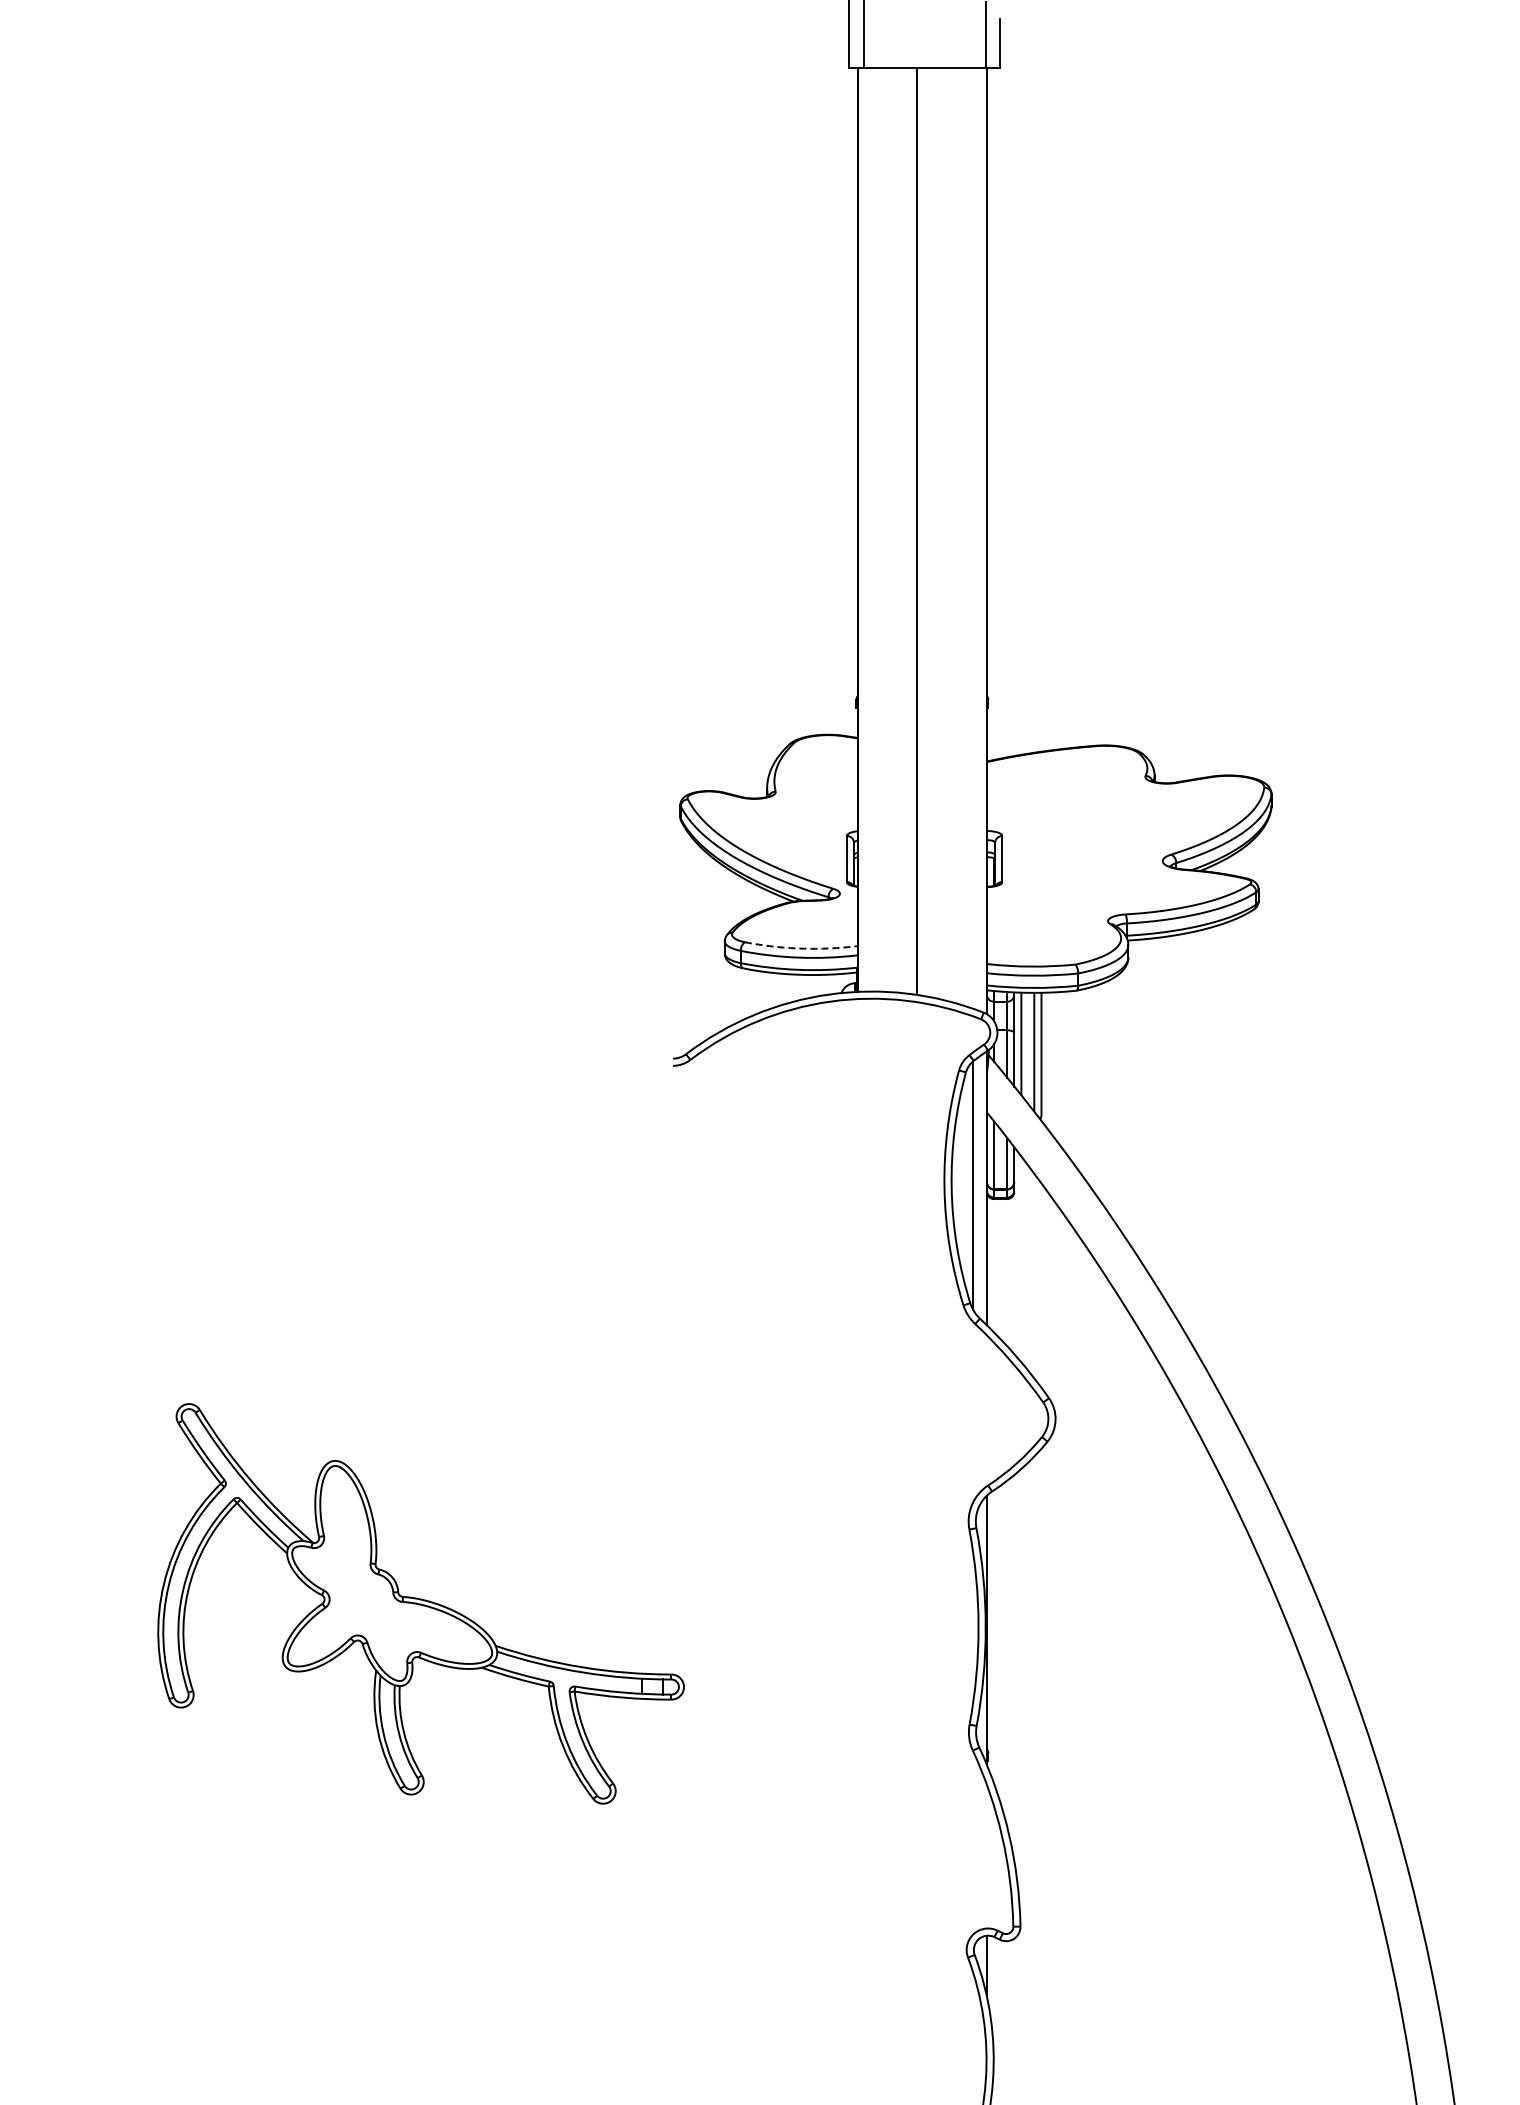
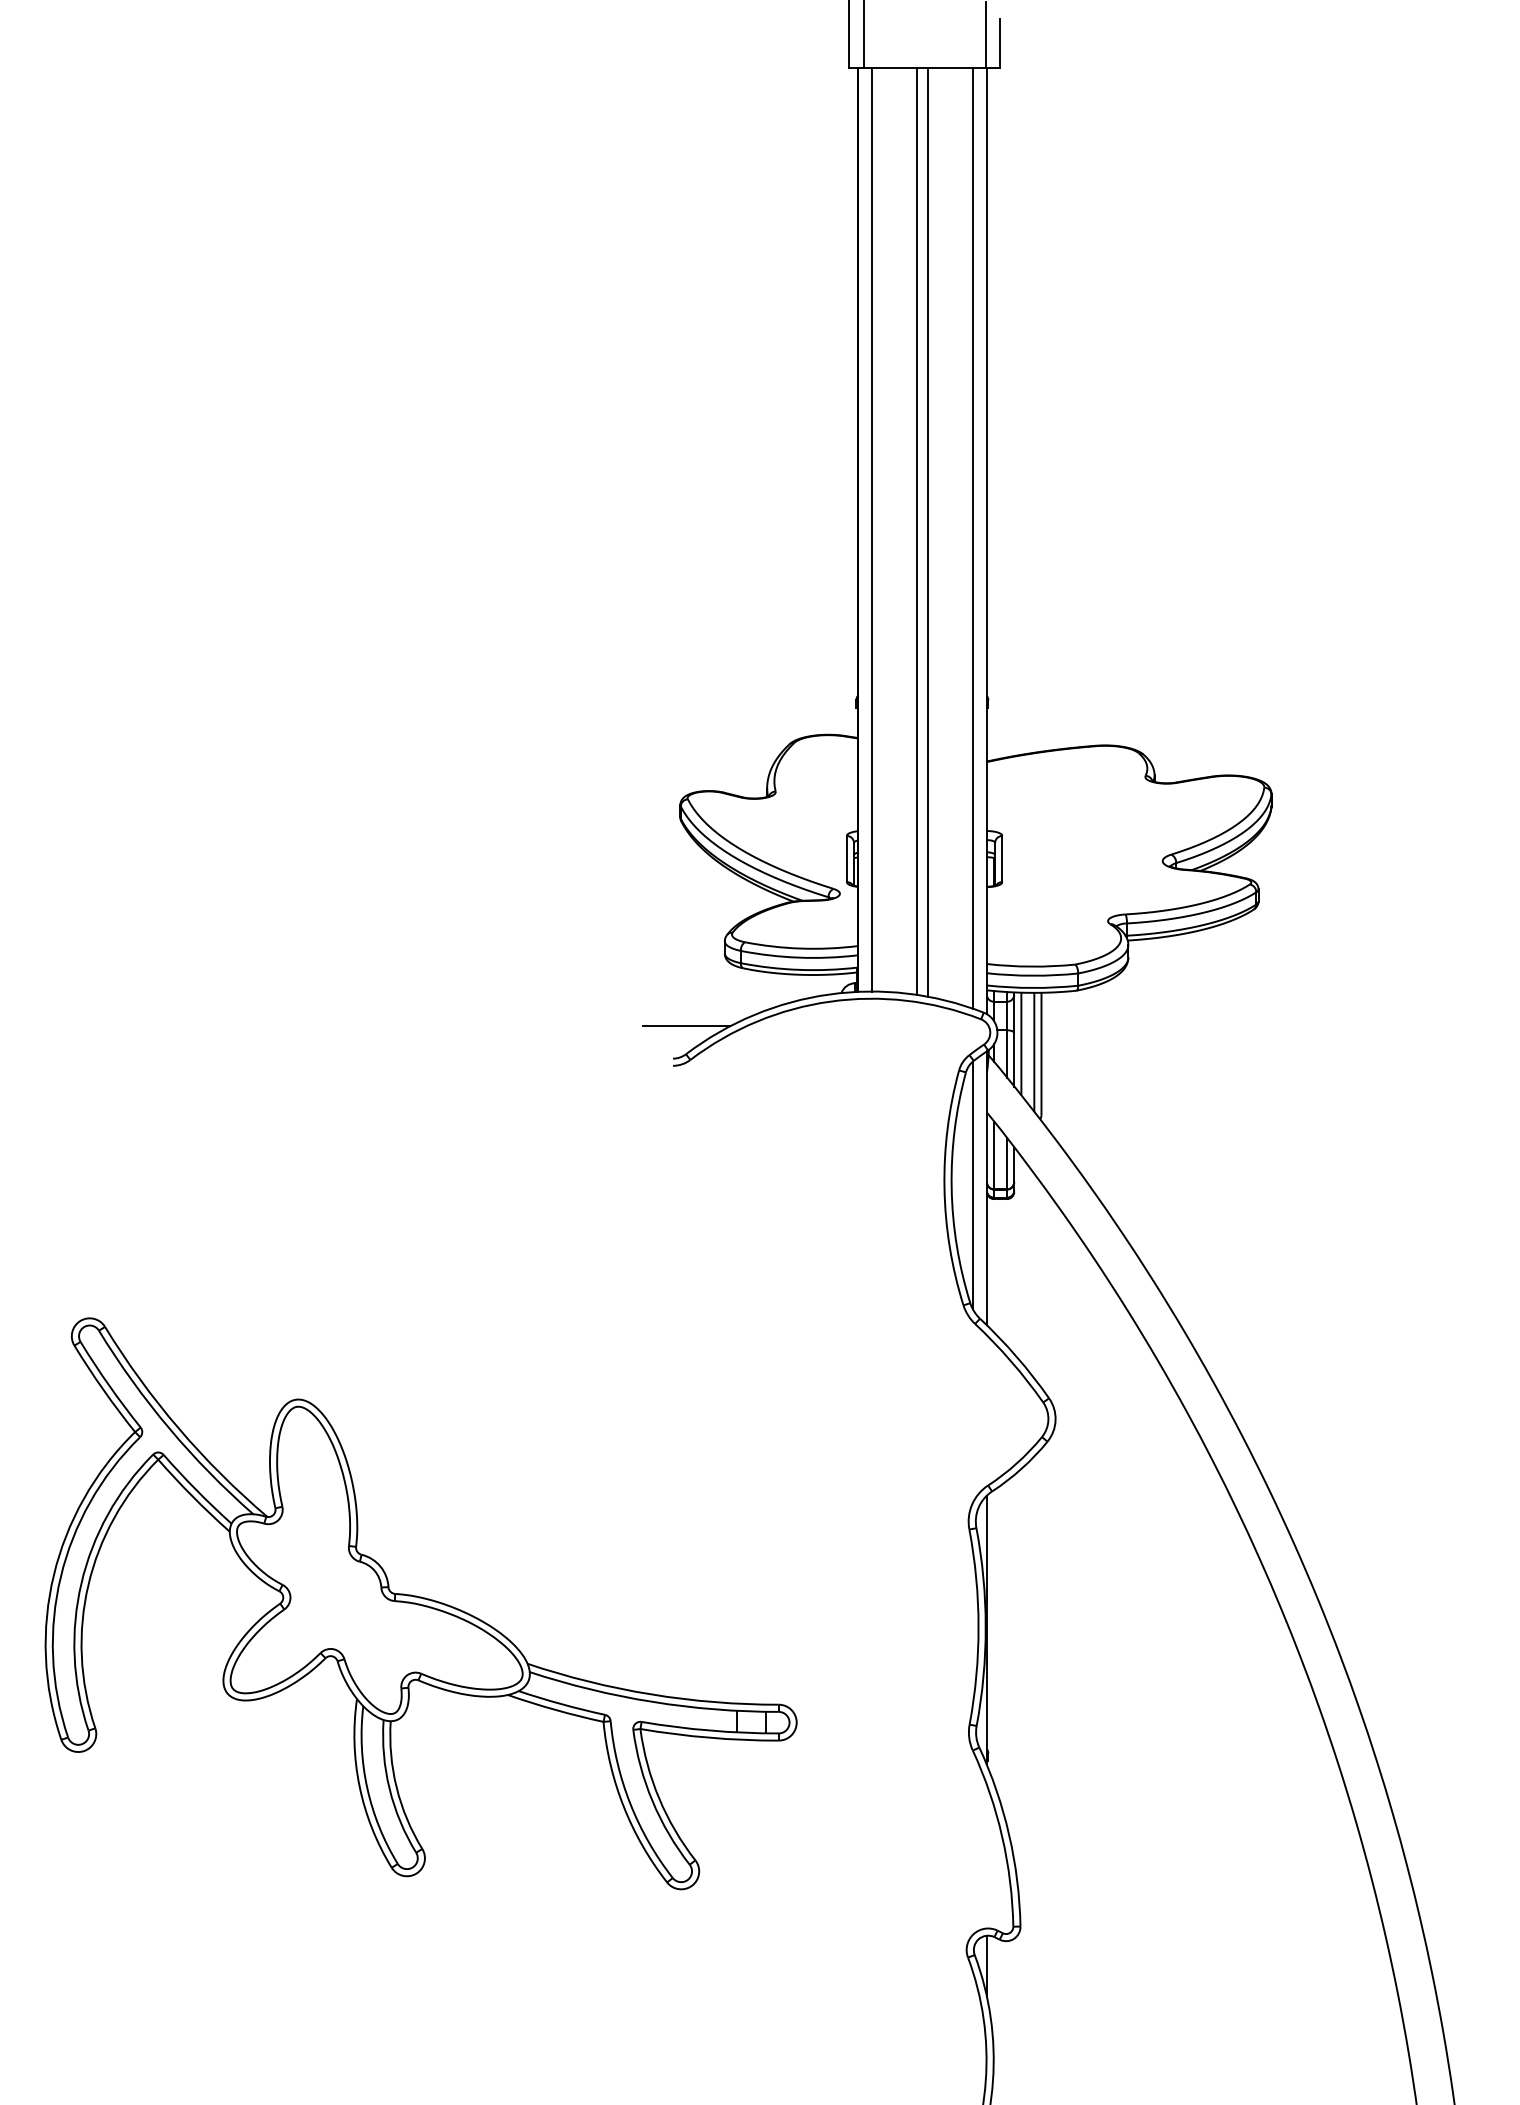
line: none -> present (872, 529)
line: none -> present (928, 531)
line: none -> present (972, 537)
arc: dashed -> solid (801, 948)
line: none -> present (685, 1026)
part size: 528x402 px -> 754x574 px (420, 1603)
